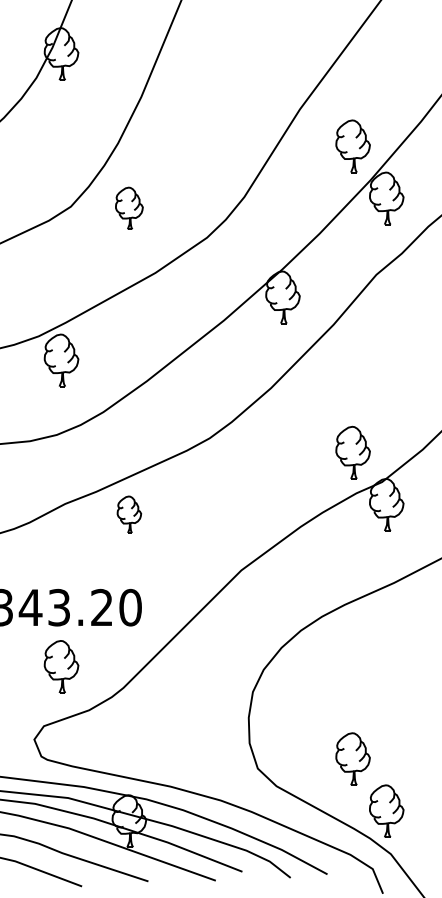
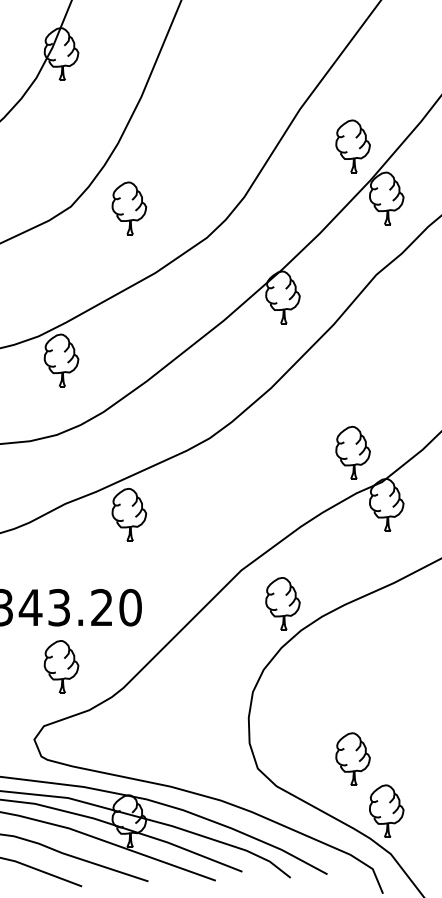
part size: 29x44 px -> 37x55 px (129, 208)
part size: 27x39 px -> 37x55 px (129, 514)
part: none -> present (282, 603)
